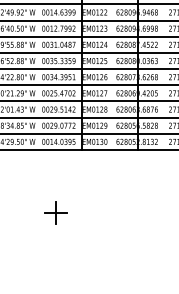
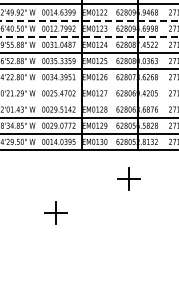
line: solid -> dashed (89, 20)
line: solid -> dashed (89, 36)
line: present -> none (88, 85)
line: present -> none (88, 101)
part: none -> present (128, 178)
